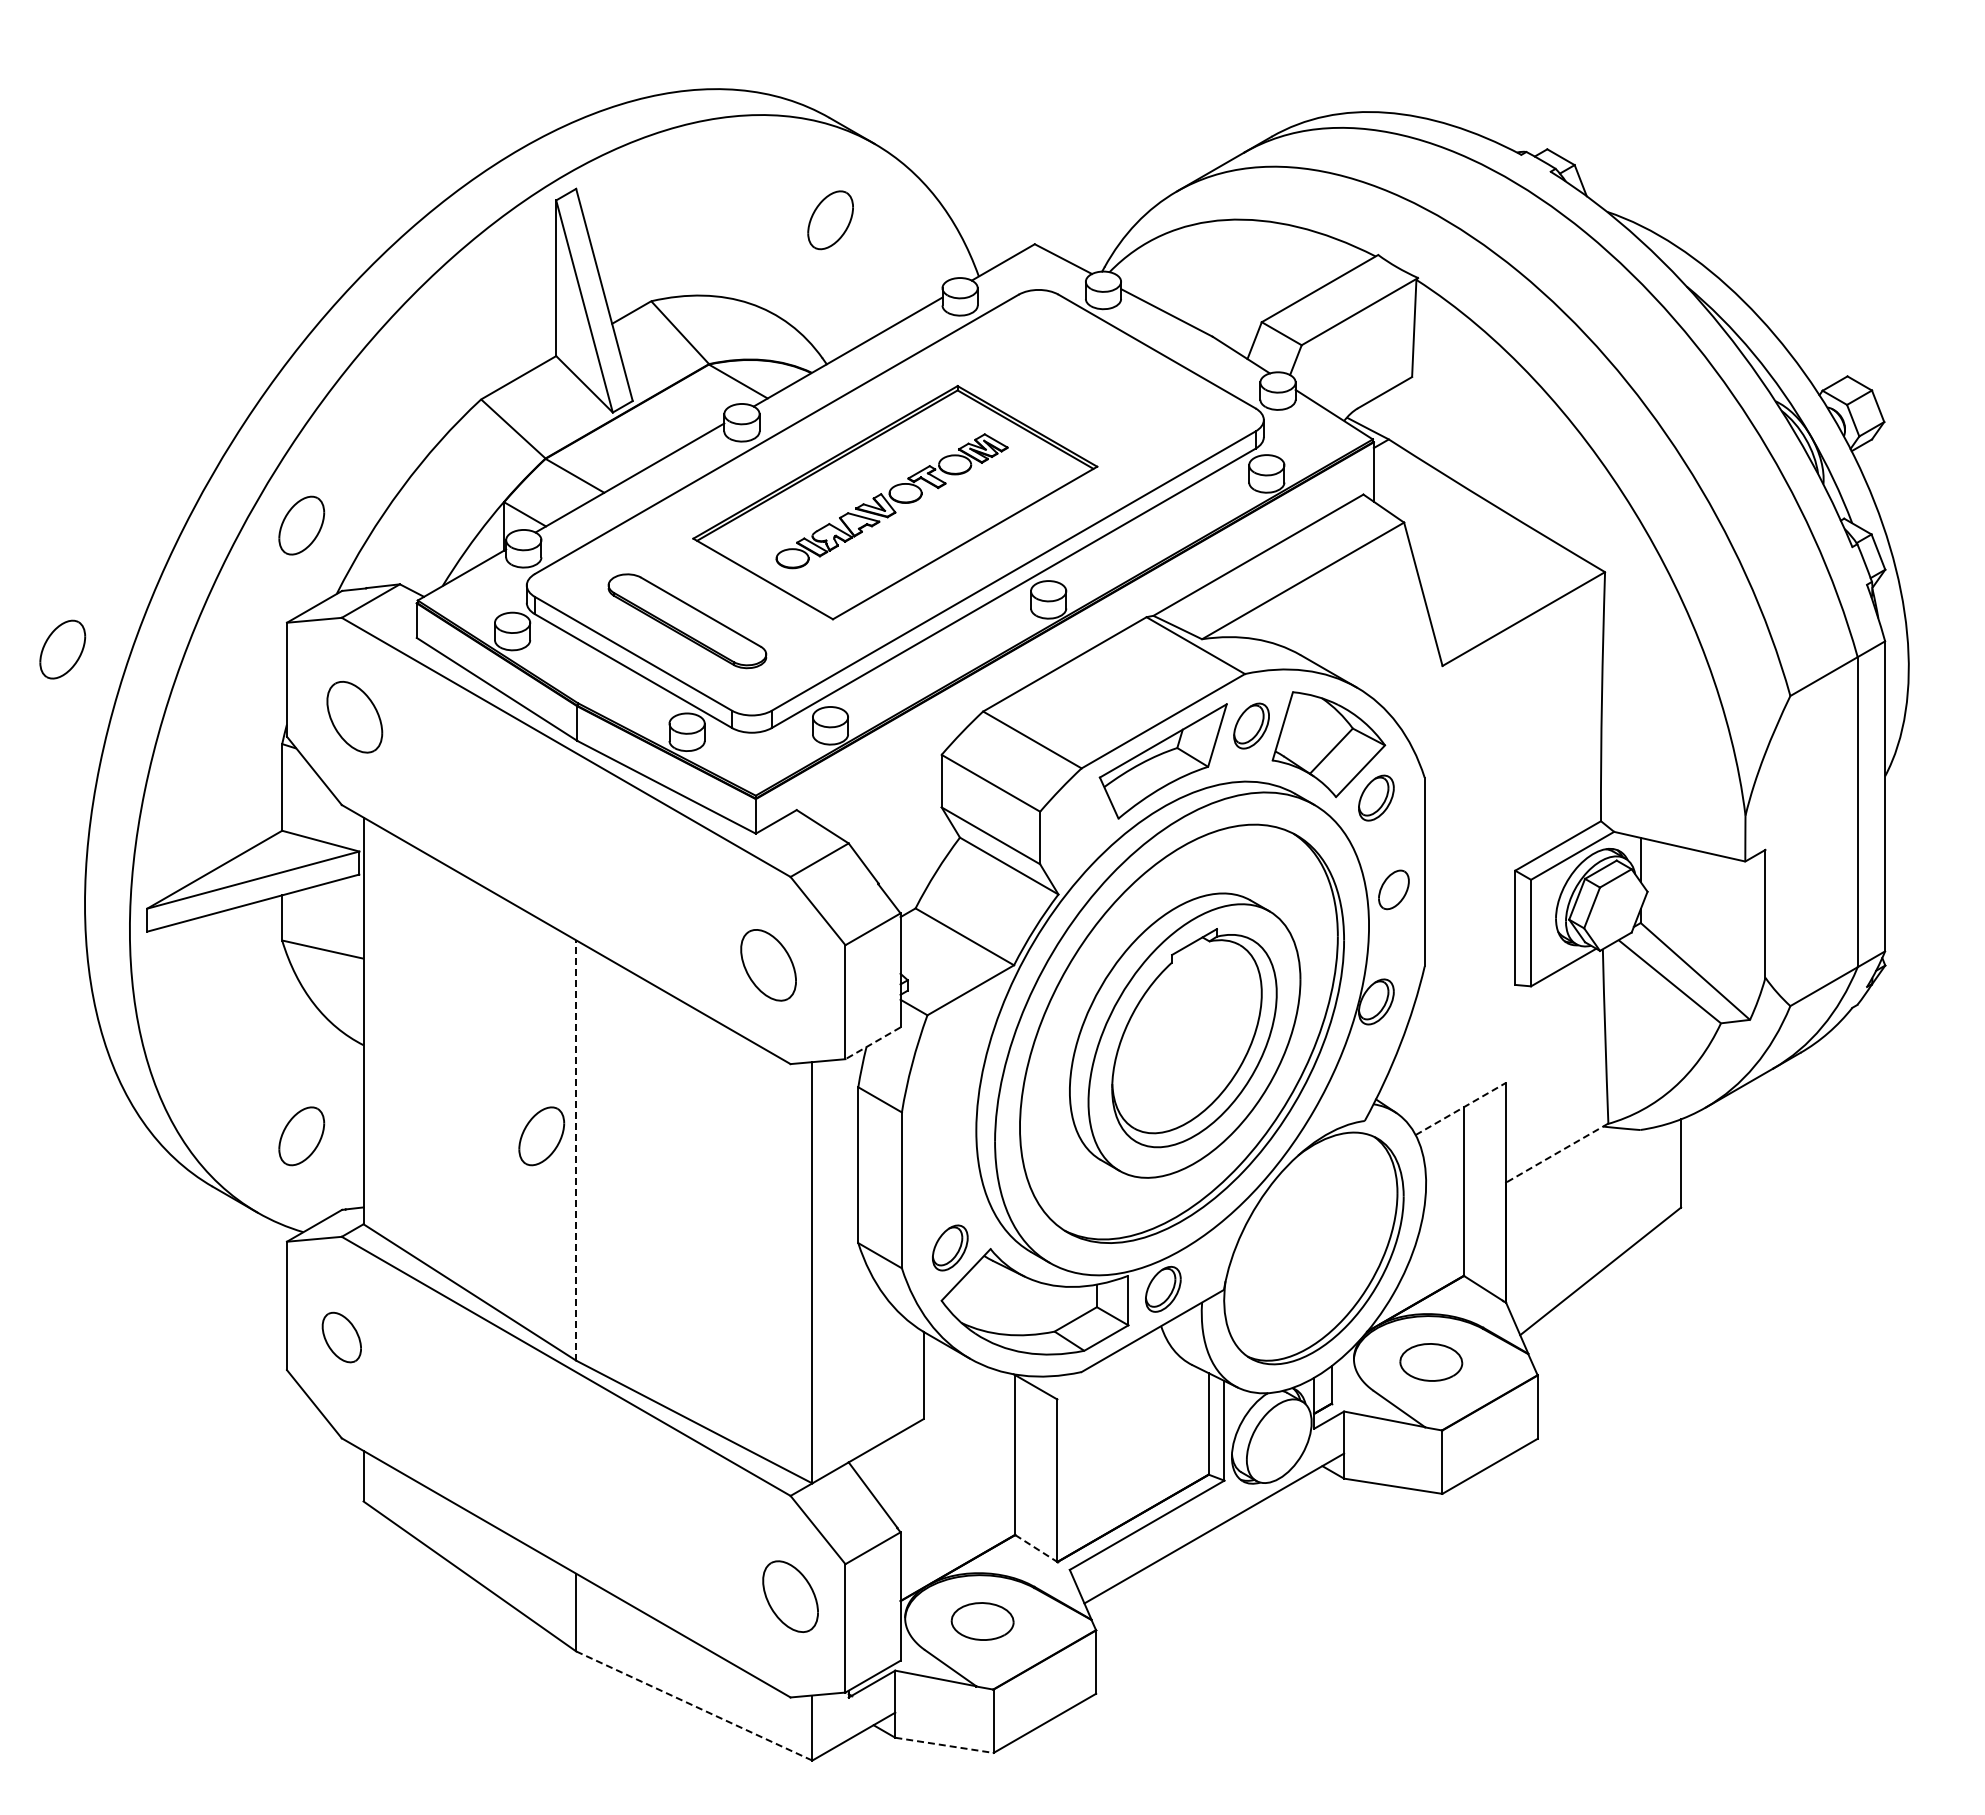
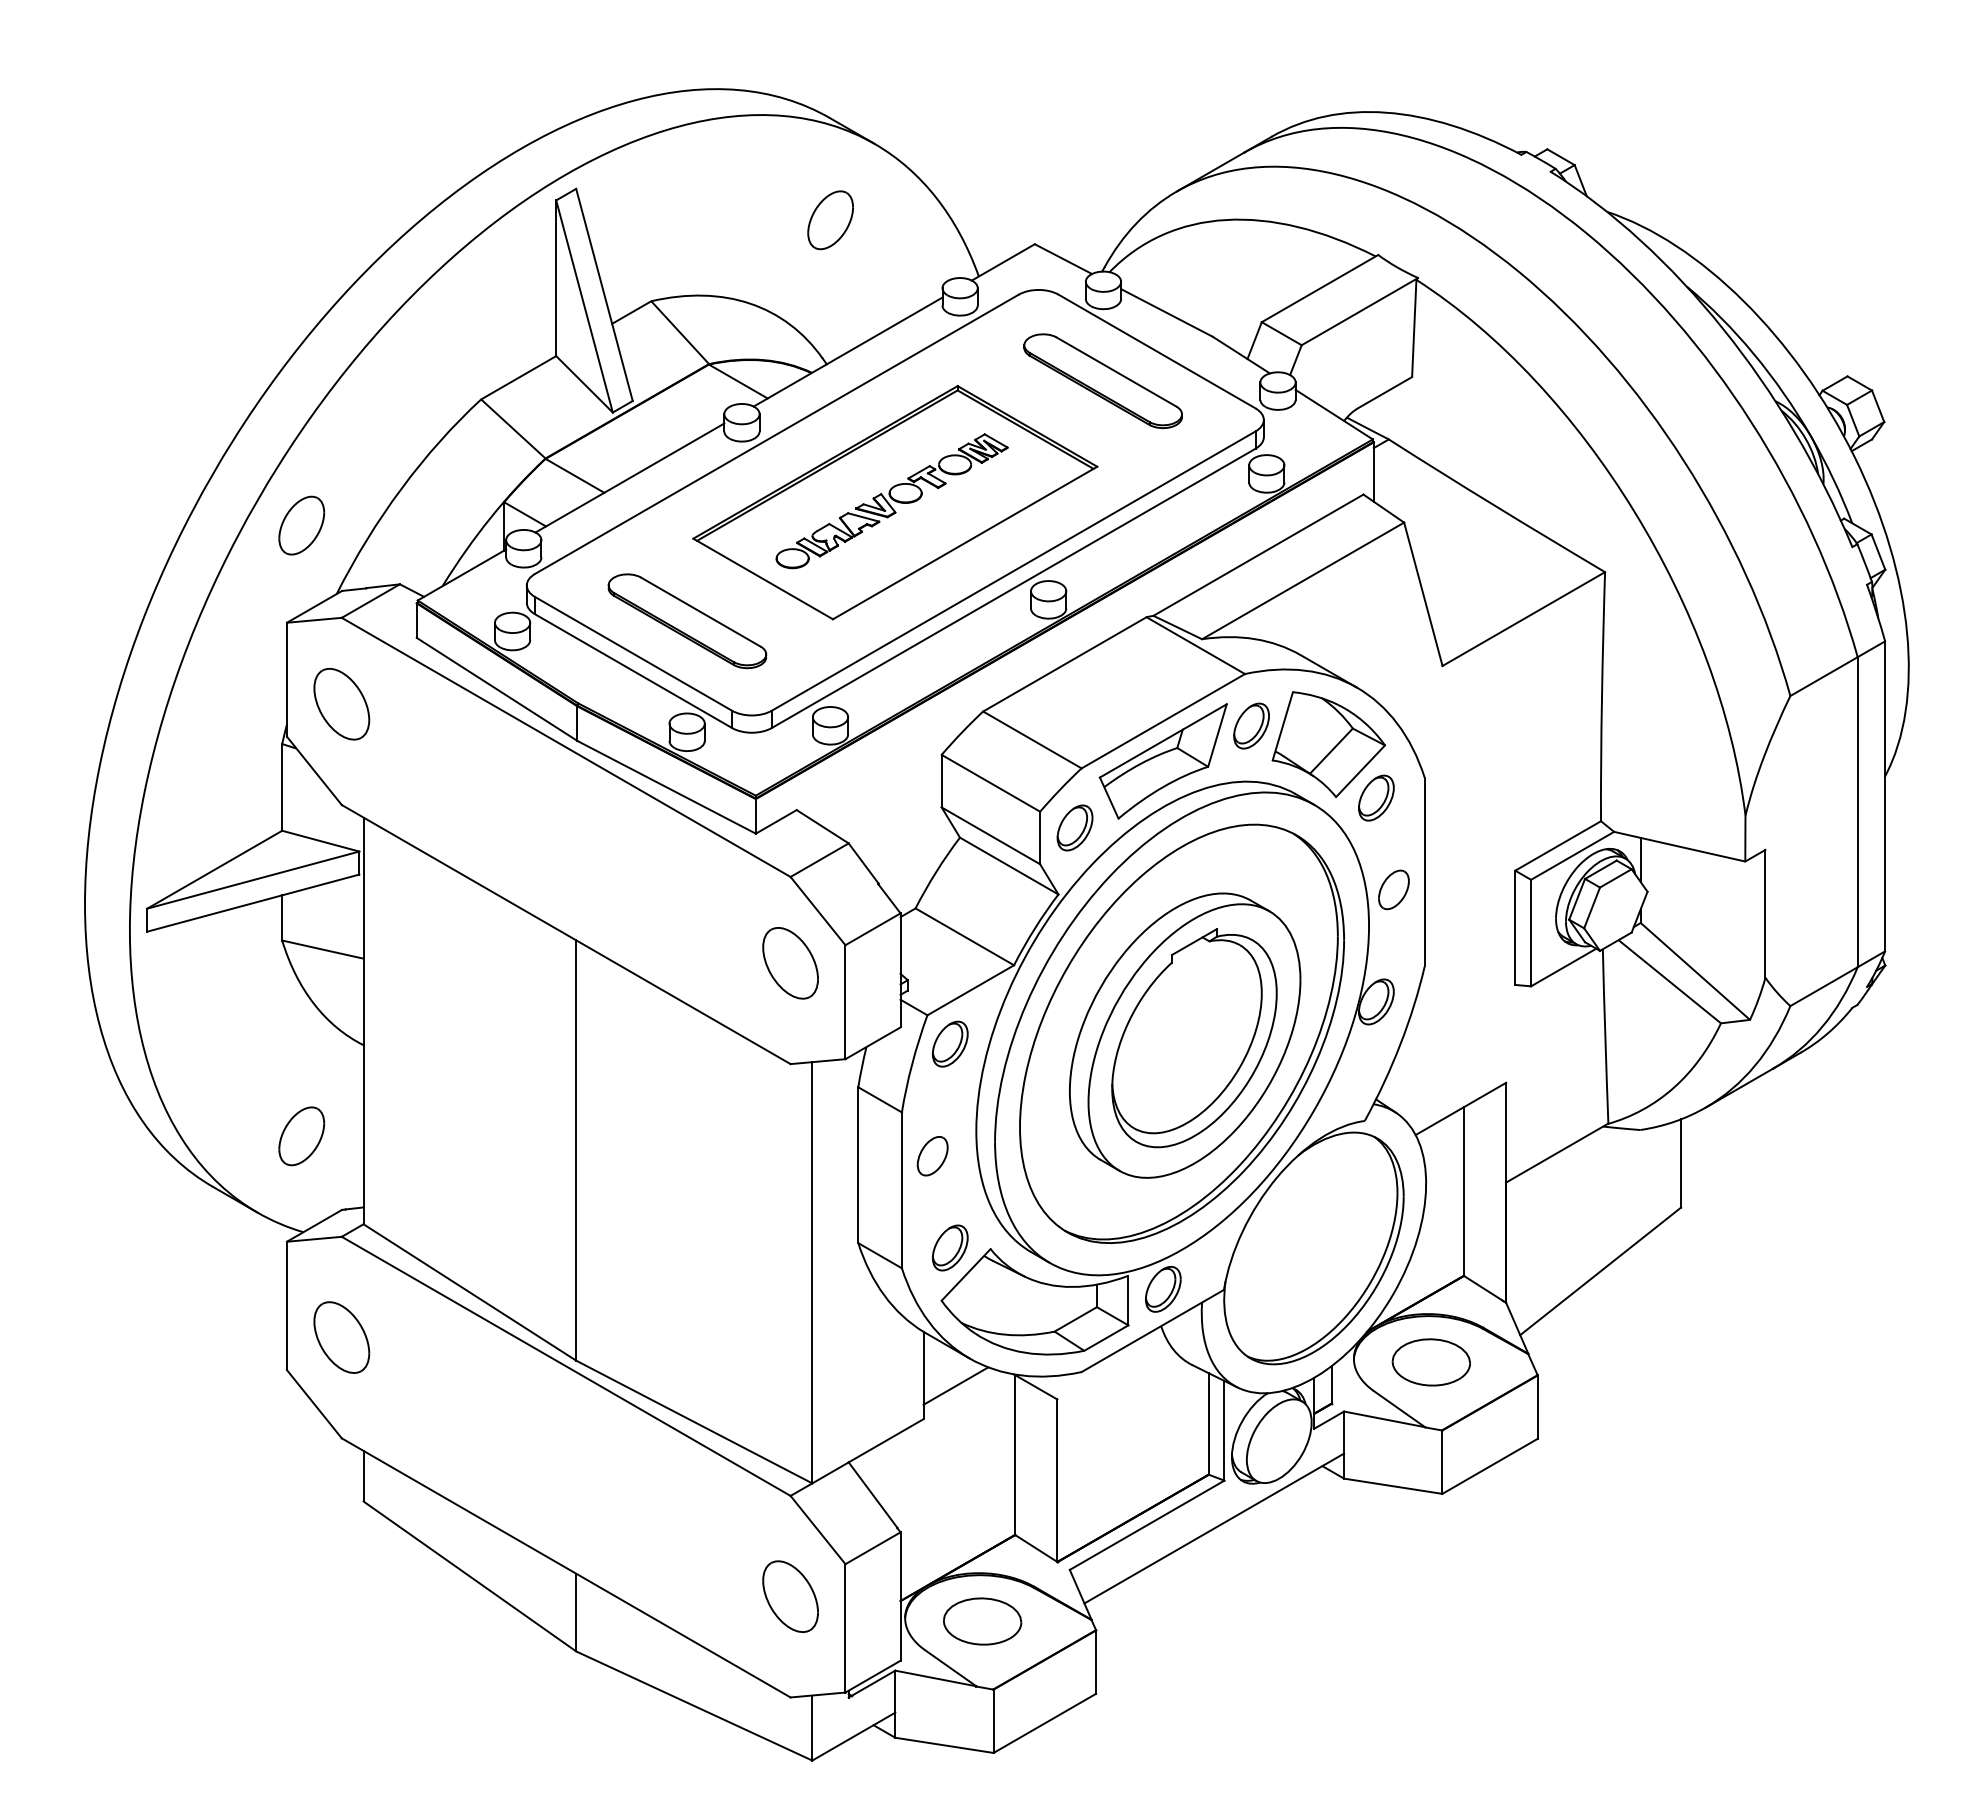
part: none -> present (1102, 381)
part: present -> none (62, 649)
part position: (354, 716) -> (341, 703) (341, 703)
part: none -> present (1074, 827)
part position: (768, 965) -> (790, 963) (790, 963)
line: dashed -> solid (873, 1043)
part: none -> present (950, 1043)
line: dashed -> solid (1461, 1108)
part: present -> none (541, 1136)
line: dashed -> solid (576, 1149)
line: dashed -> solid (1556, 1153)
part: none -> present (932, 1156)
part size: 41x53 px -> 58x73 px (341, 1337)
part size: 65x39 px -> 80x49 px (1430, 1362)
line: none -> present (955, 1385)
line: dashed -> solid (1036, 1548)
part size: 65x39 px -> 80x49 px (982, 1621)
line: dashed -> solid (694, 1706)
line: dashed -> solid (944, 1745)
